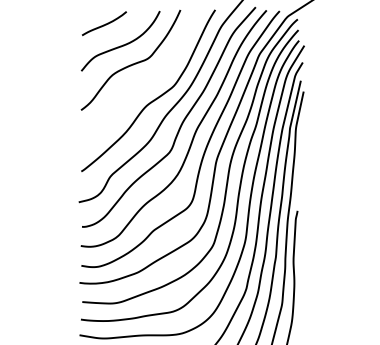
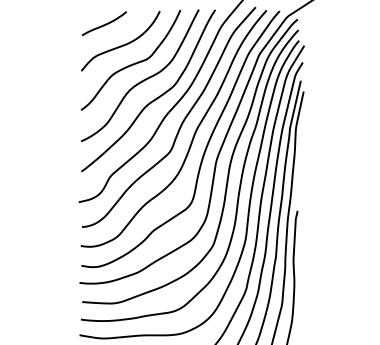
curve: none -> present (143, 79)
